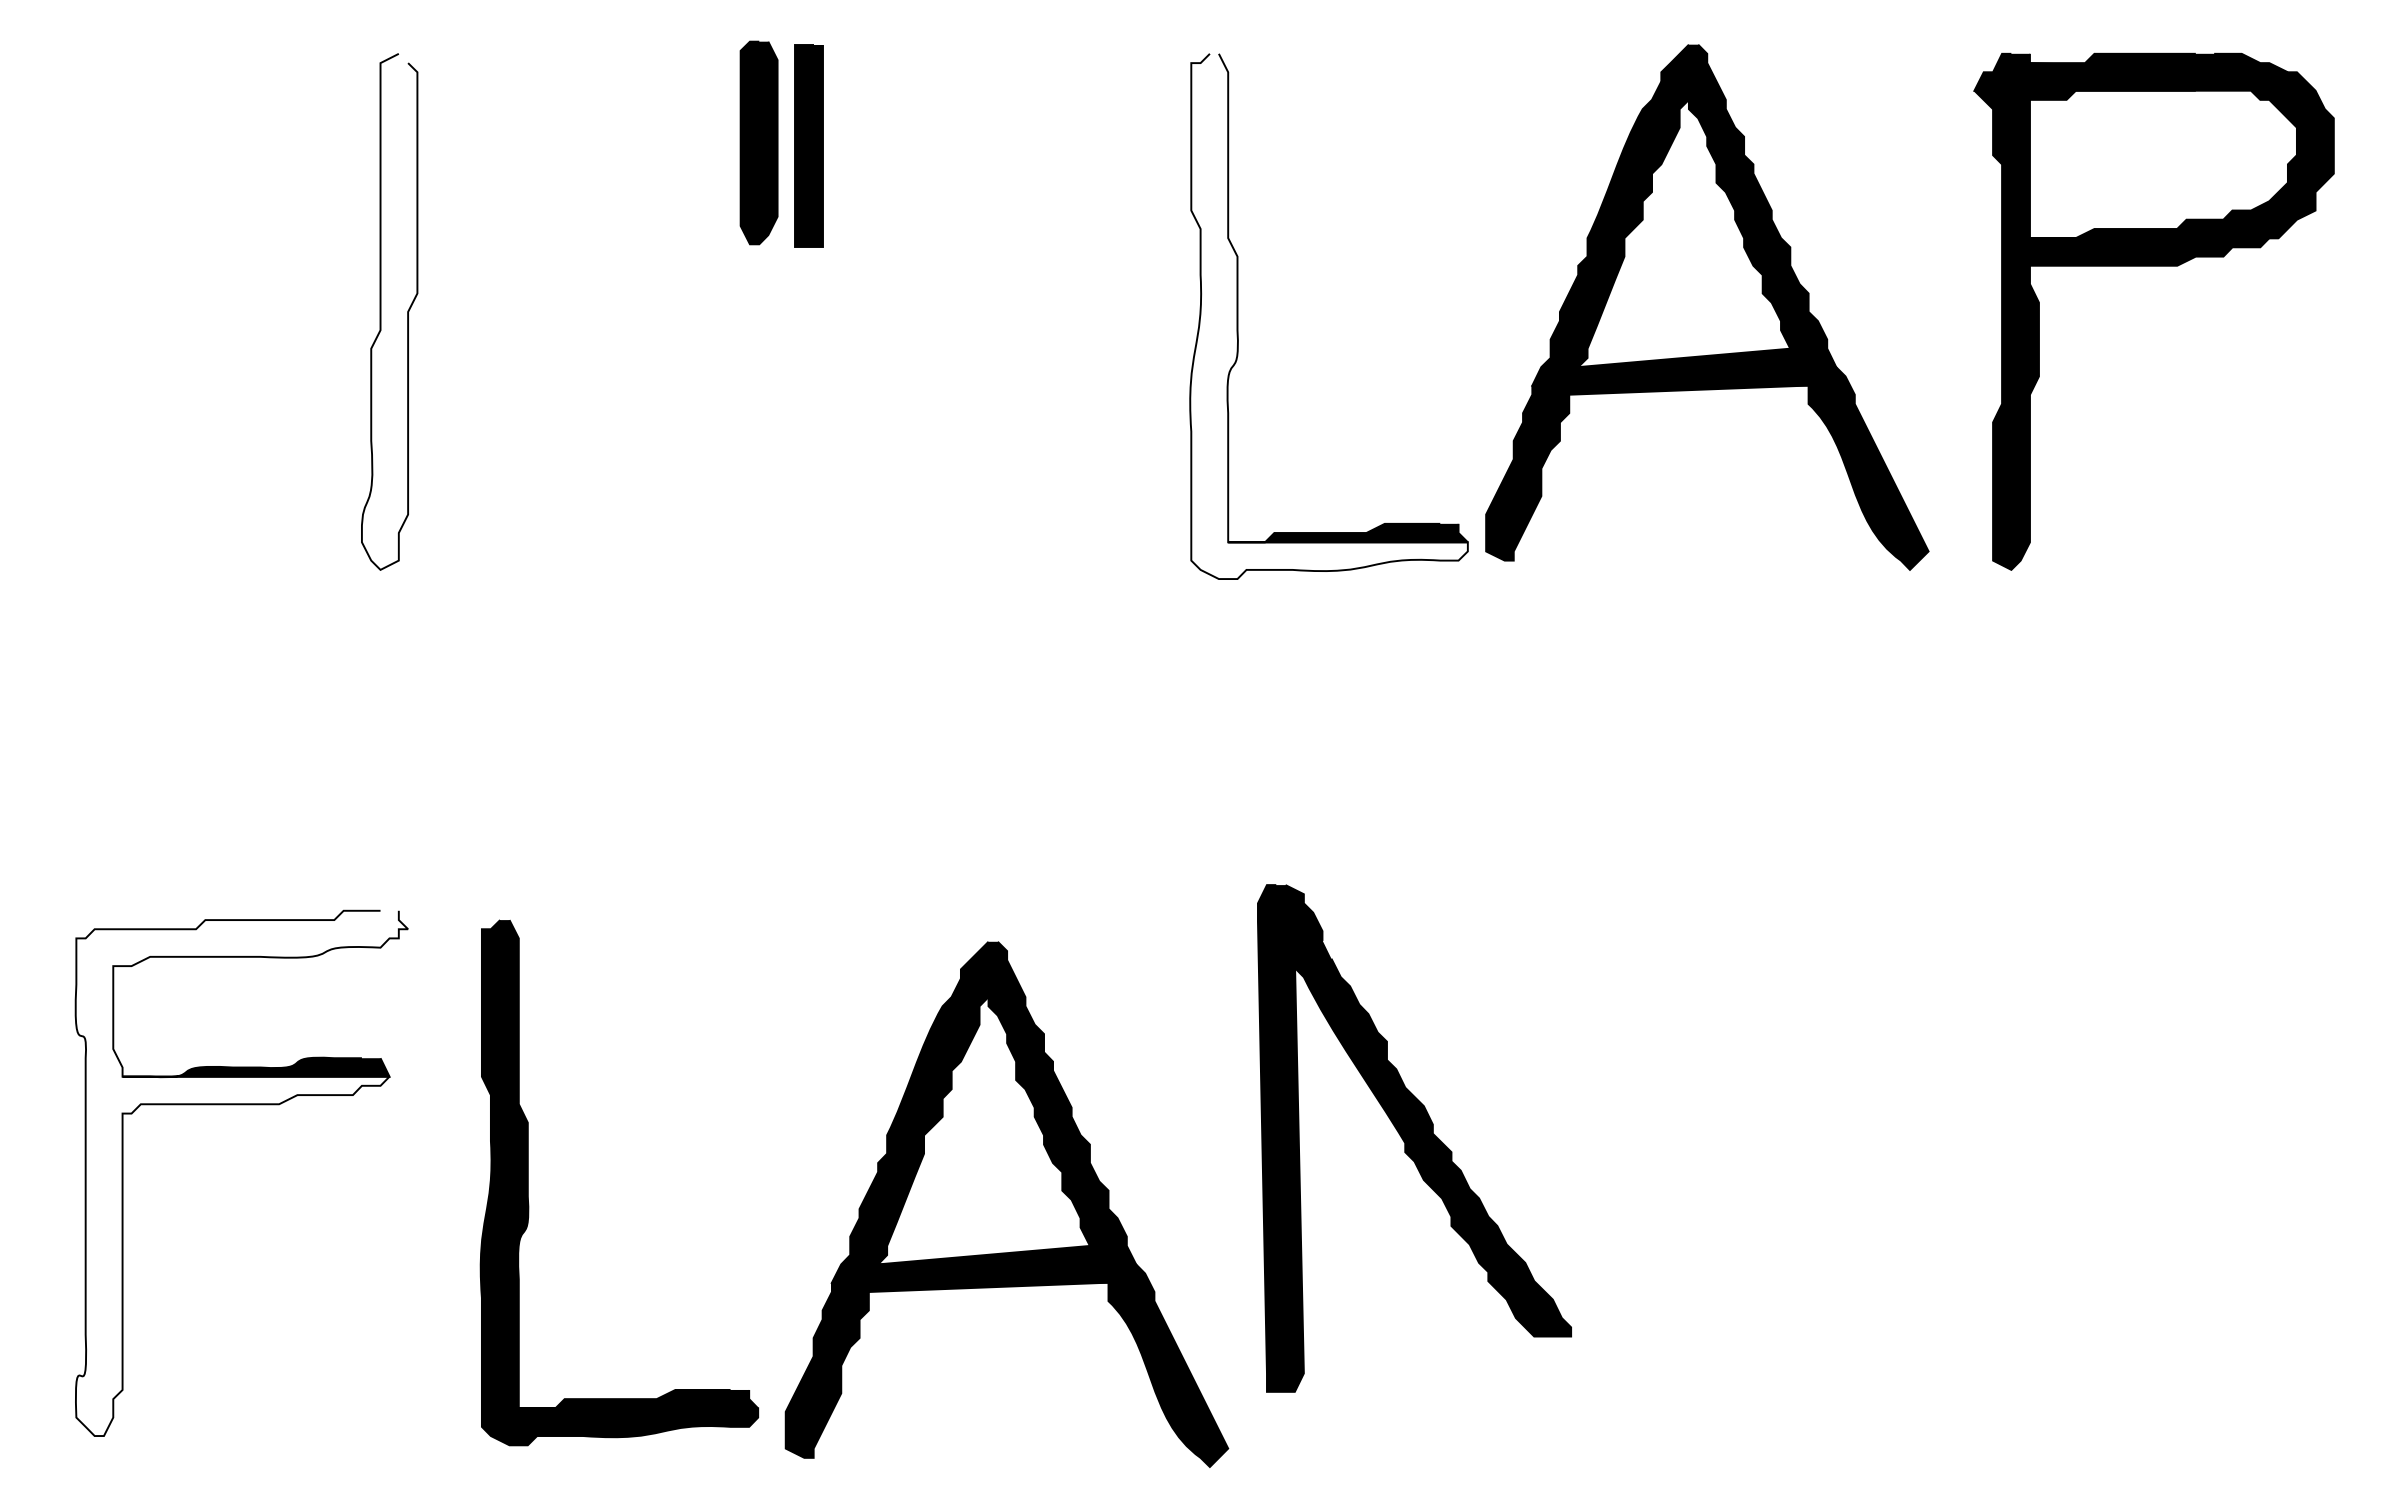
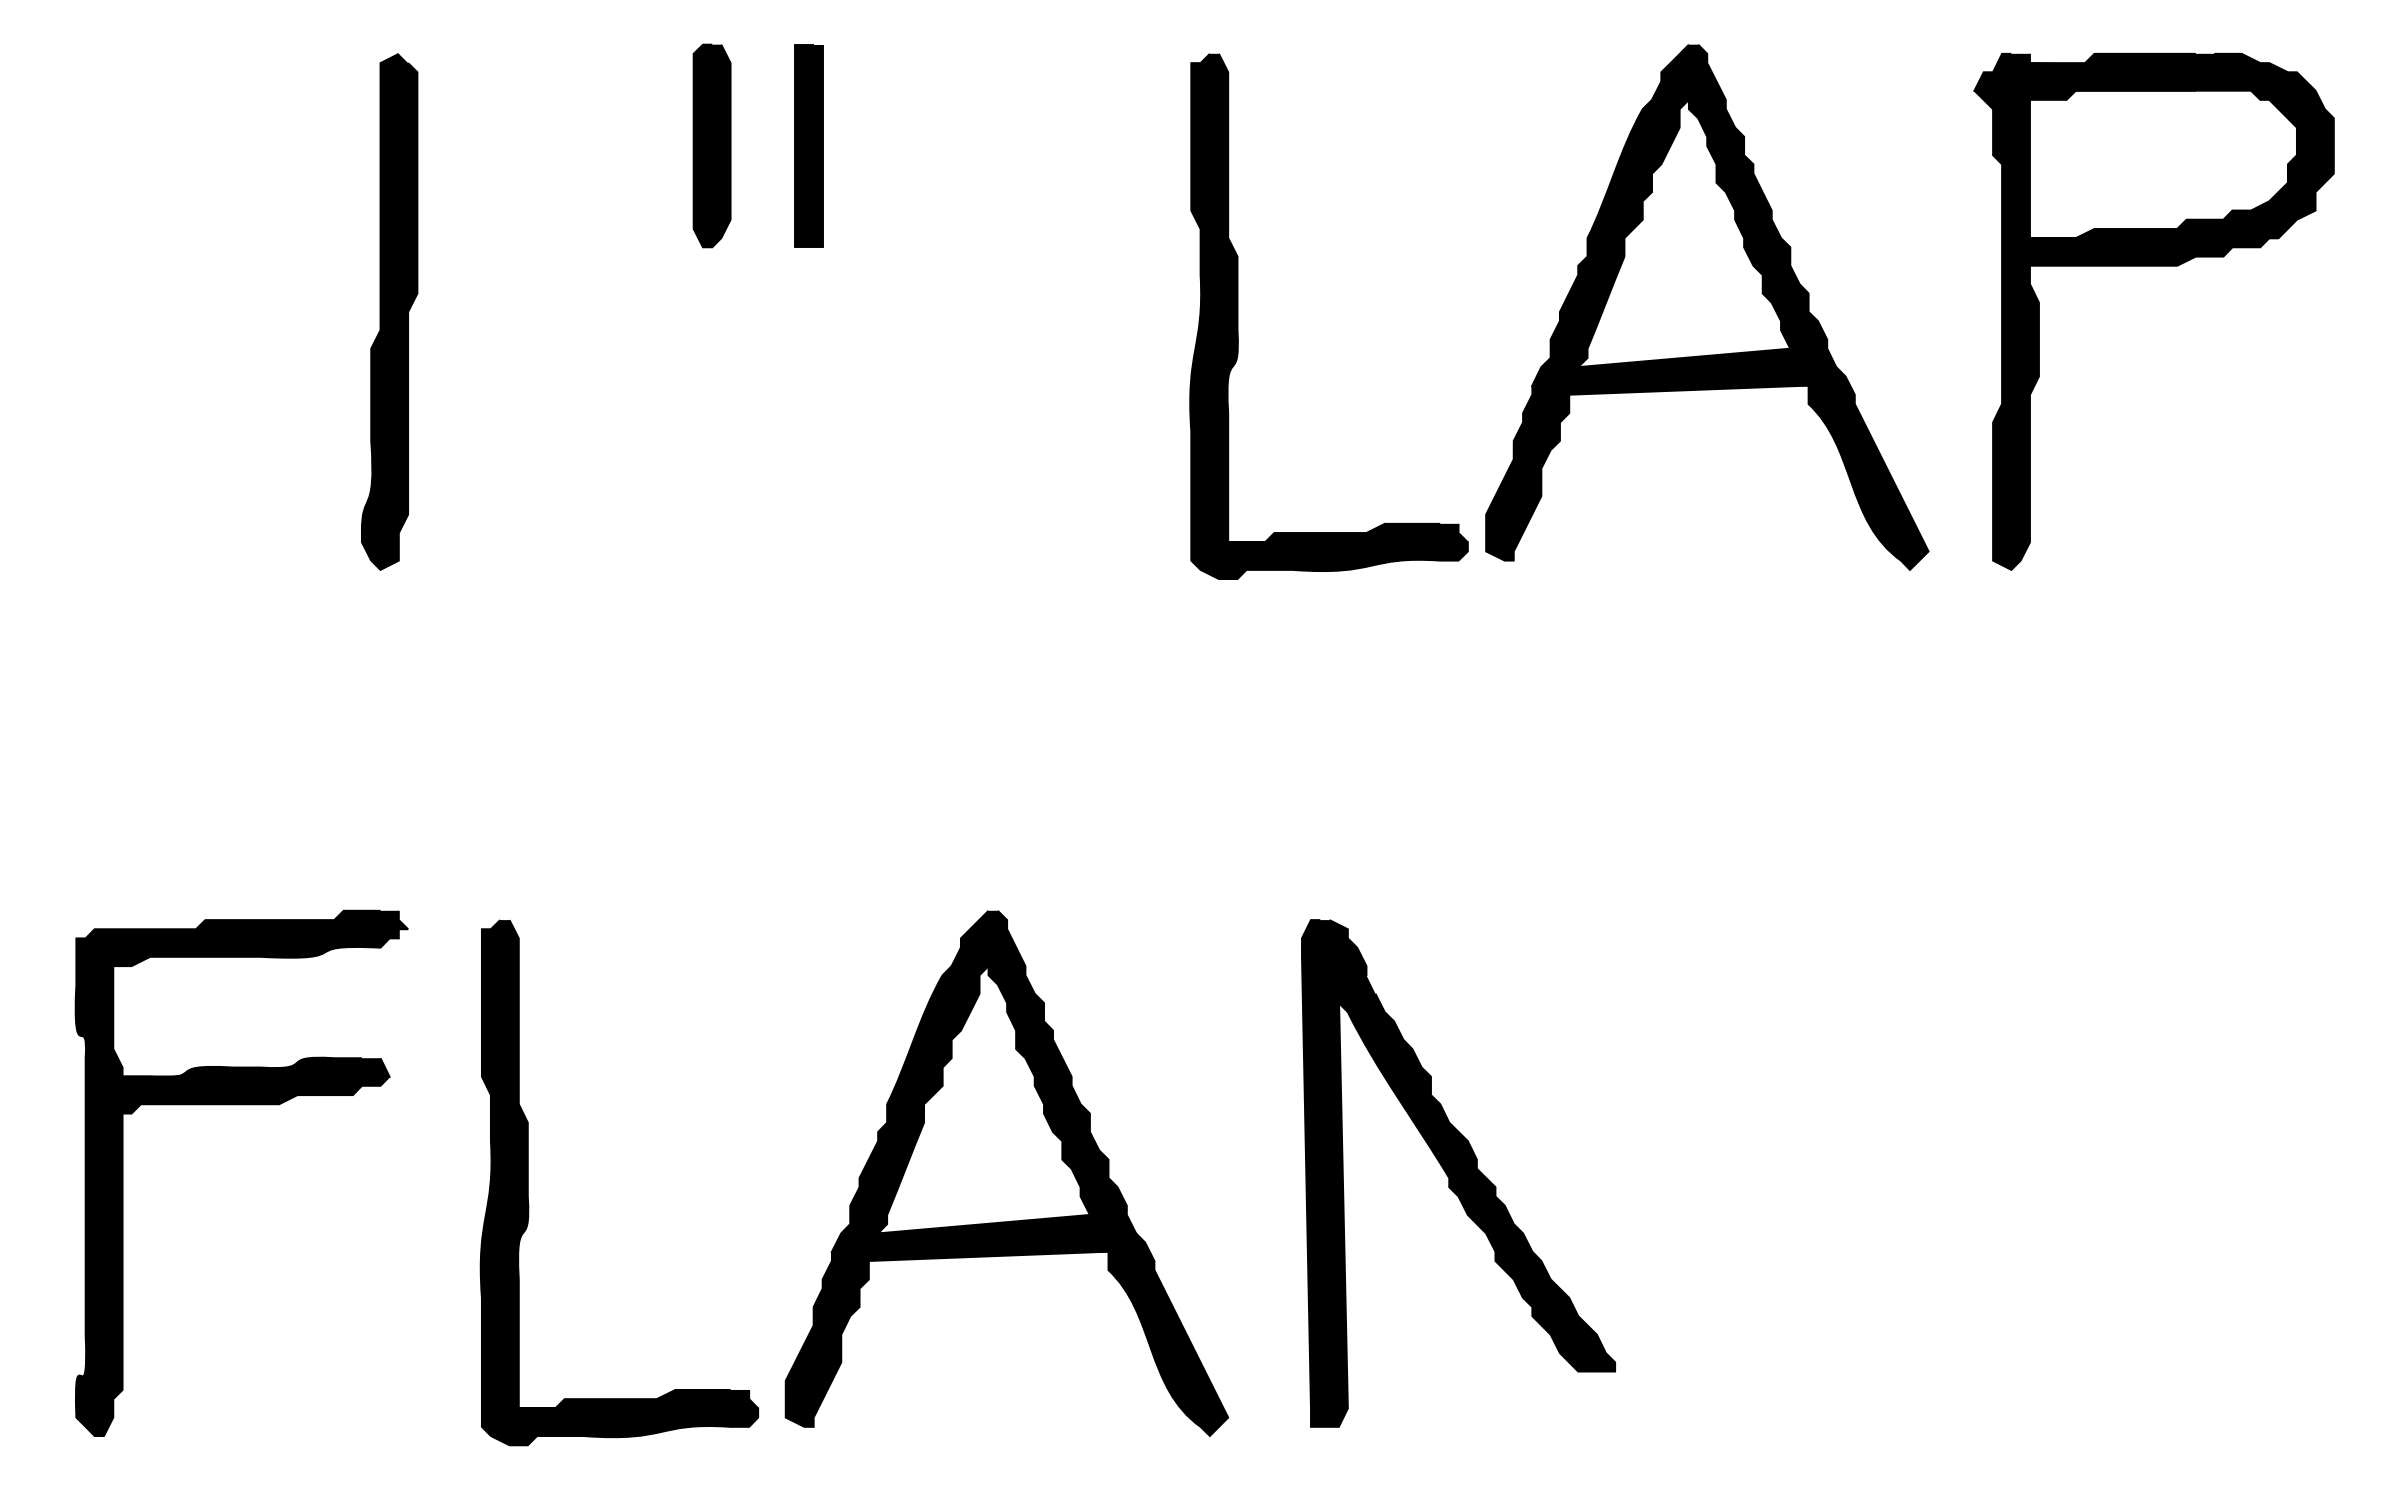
part position: (758, 142) -> (711, 145) (711, 145)
fill: none -> present (389, 311)
fill: none -> present (1328, 316)
part position: (1414, 1138) -> (1458, 1173) (1458, 1173)
fill: none -> present (241, 1173)
part position: (1006, 1204) -> (1006, 1173) (1006, 1173)
